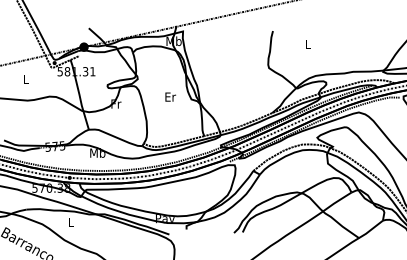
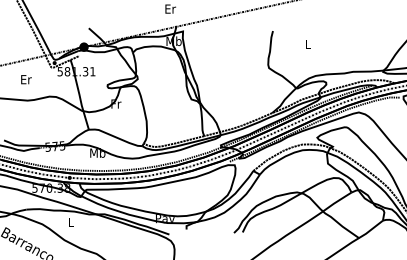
text: L -> Er (26, 79)
text position: (170, 96) -> (170, 8) (170, 8)
